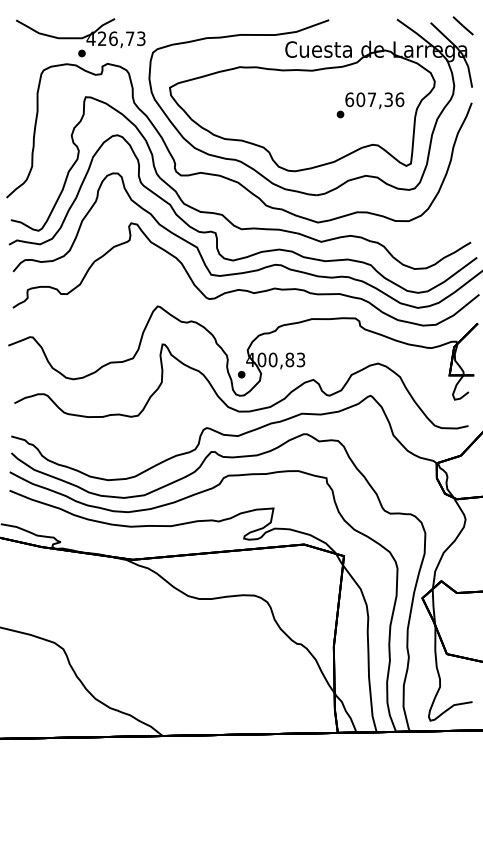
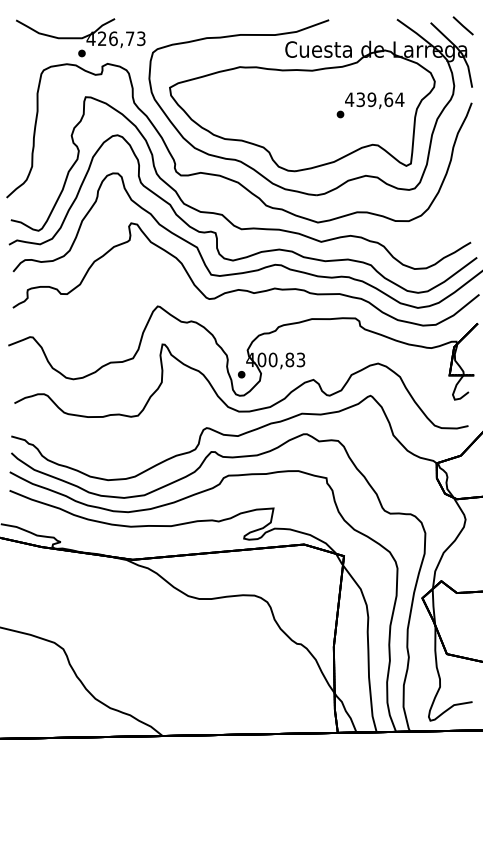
text: 607,36 -> 439,64 (374, 99)
